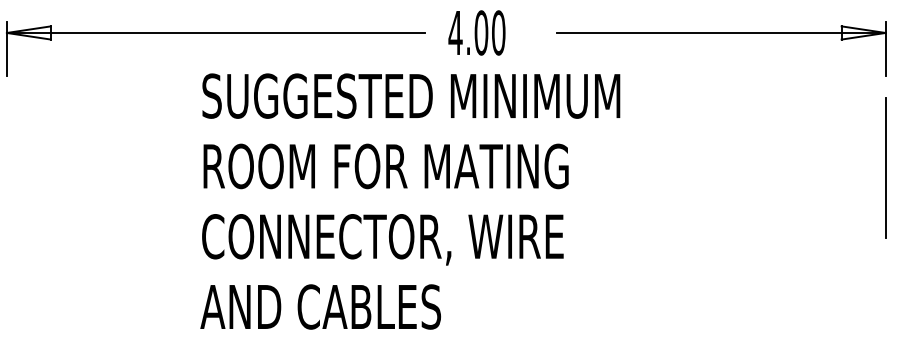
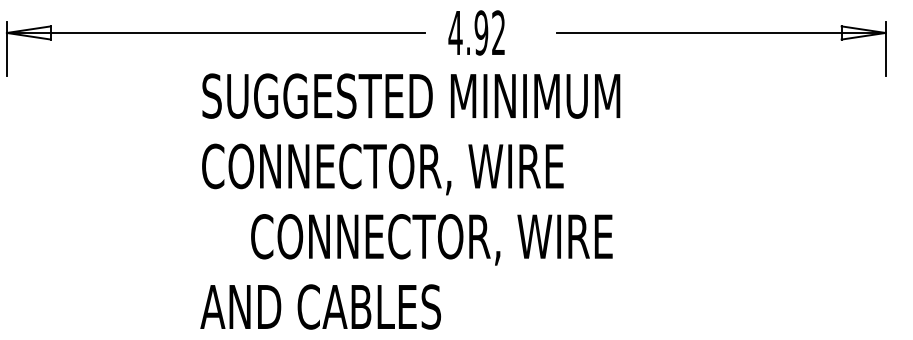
text: 4.00 -> 4.92 (489, 32)
line: present -> none (885, 167)
text: ROOM FOR MATING -> CONNECTOR, WIRE (385, 169)
text position: (382, 239) -> (431, 239) (431, 239)
